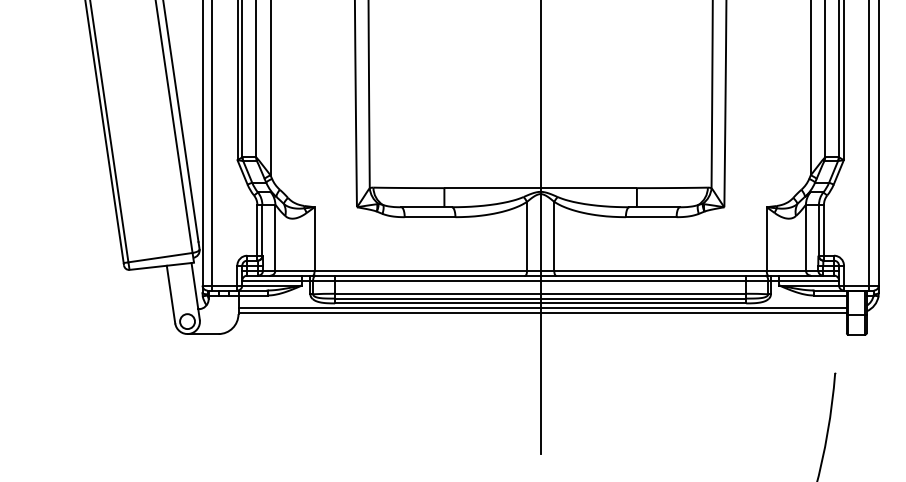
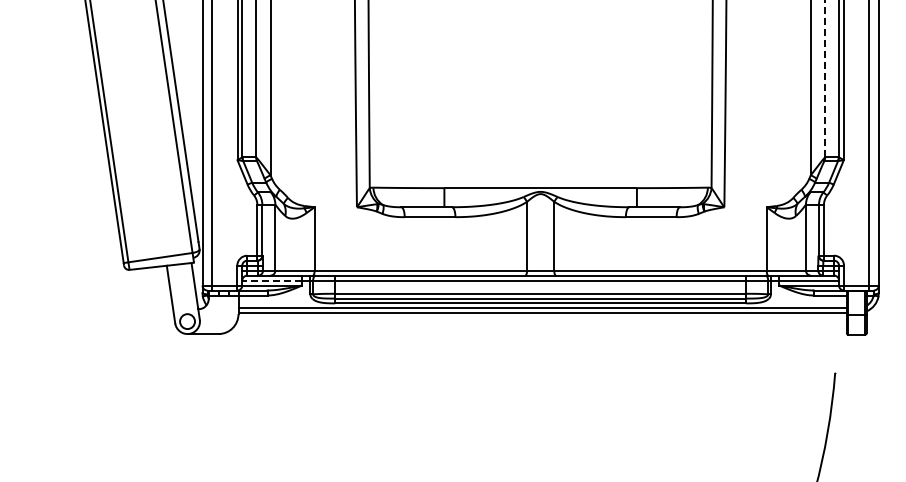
line: solid -> dashed (825, 78)
line: present -> none (540, 227)
line: solid -> dashed (272, 280)
